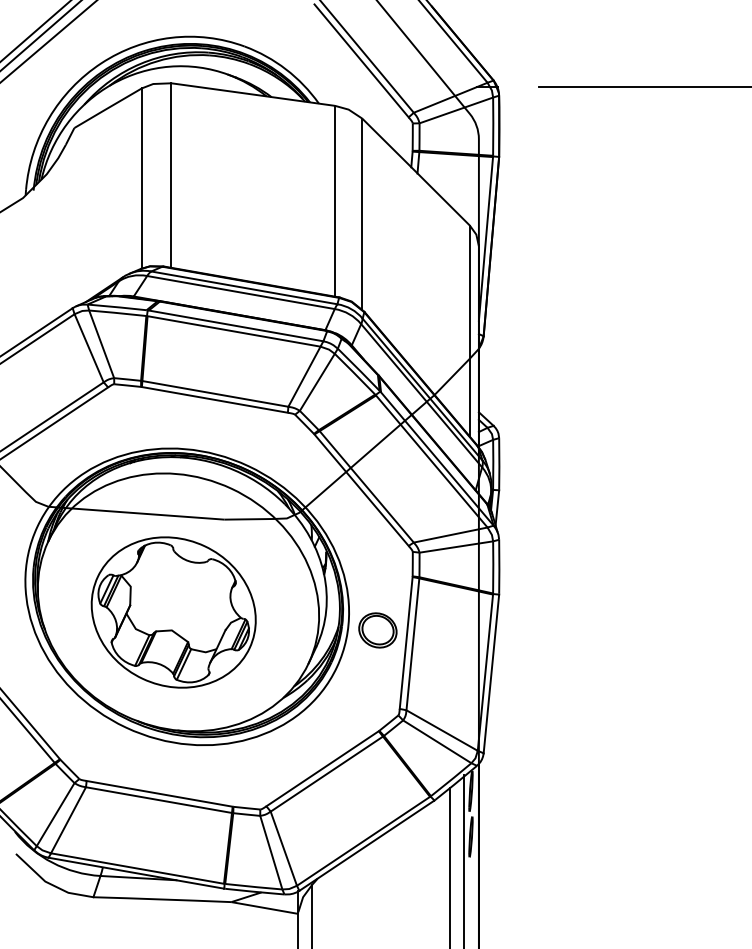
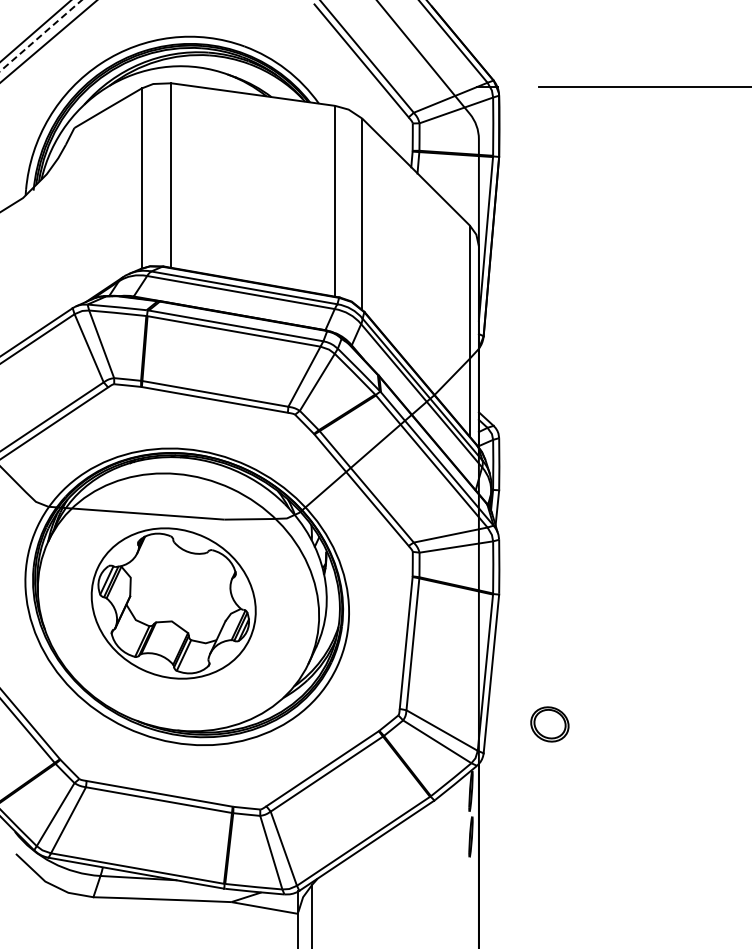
line: solid -> dashed (41, 35)
part position: (173, 612) -> (173, 603) (173, 603)
part position: (377, 630) -> (549, 724) (549, 724)
line: present -> none (464, 860)
line: present -> none (450, 866)
